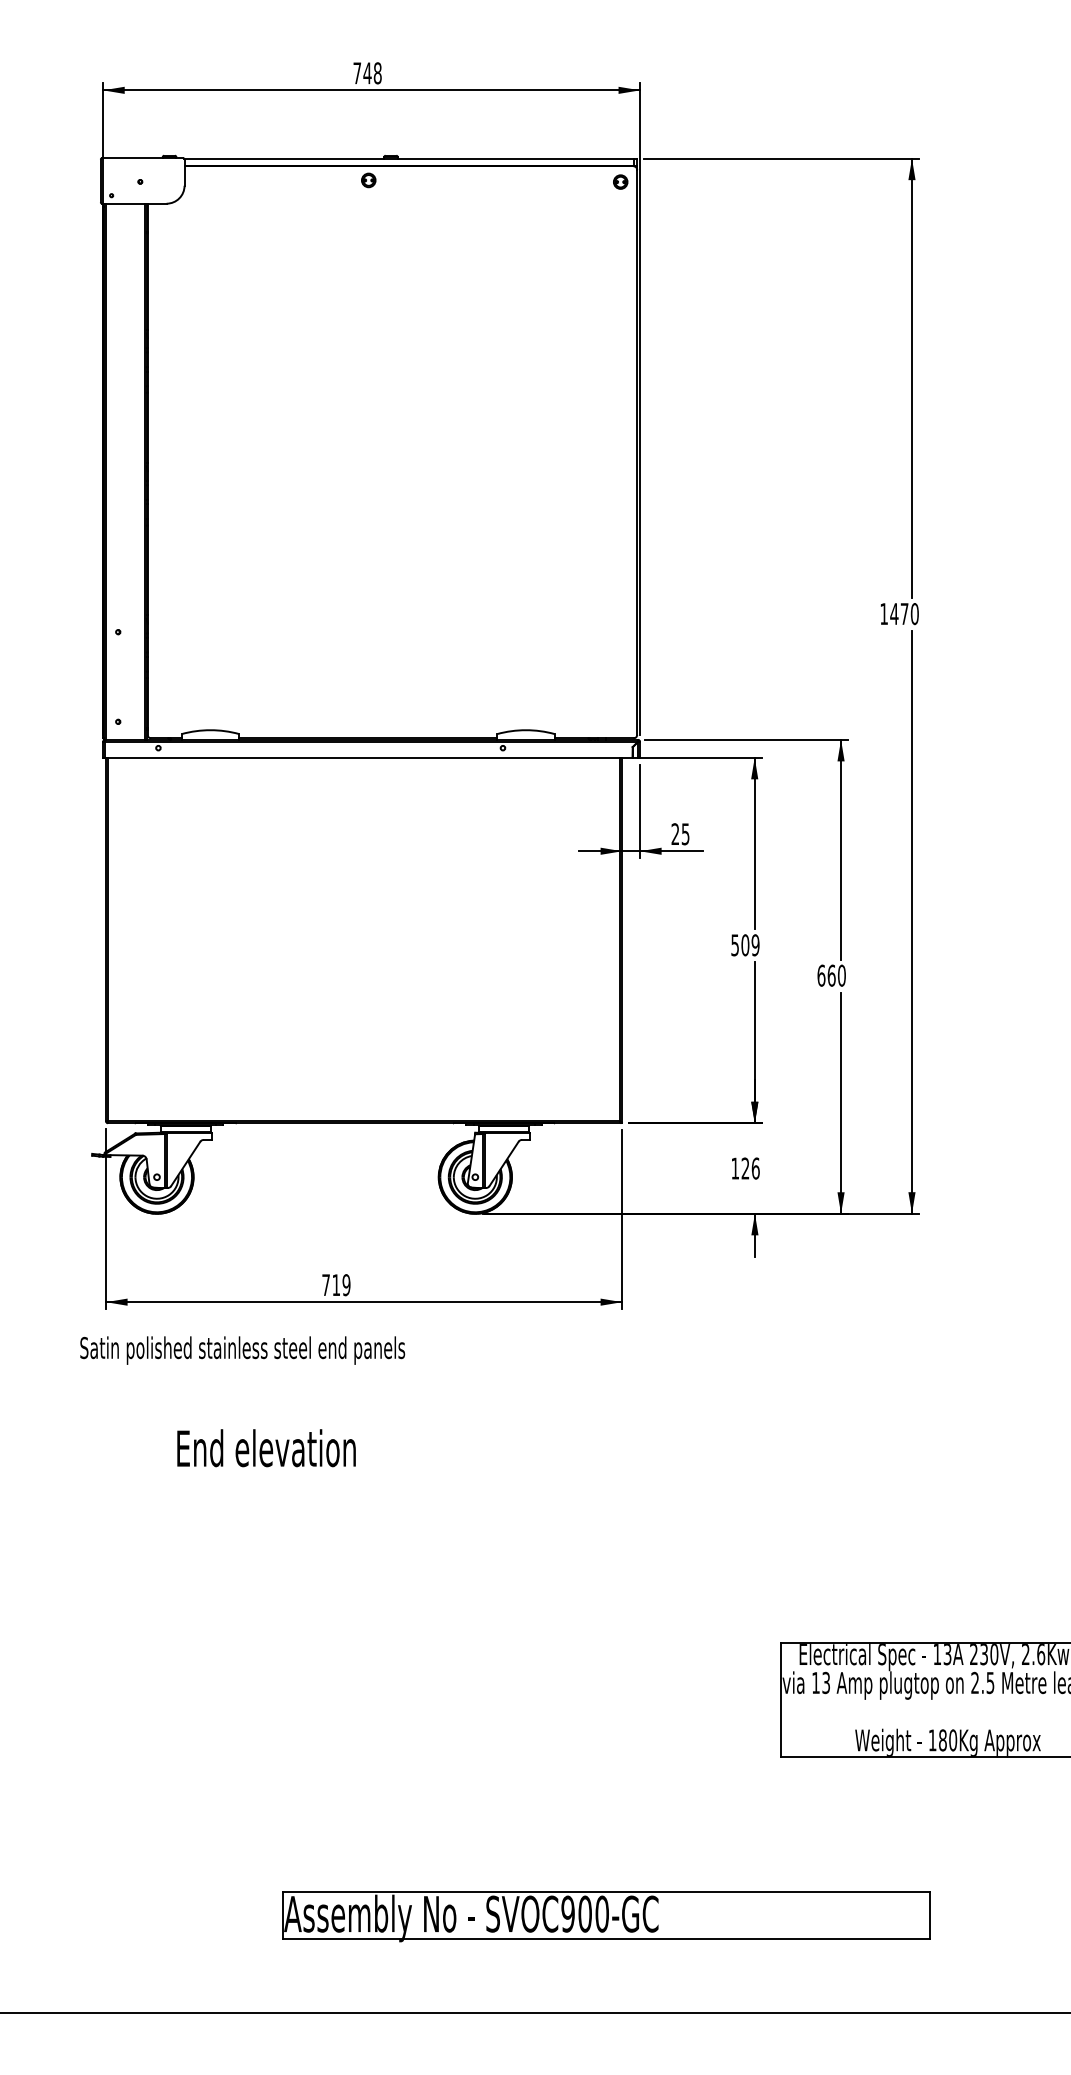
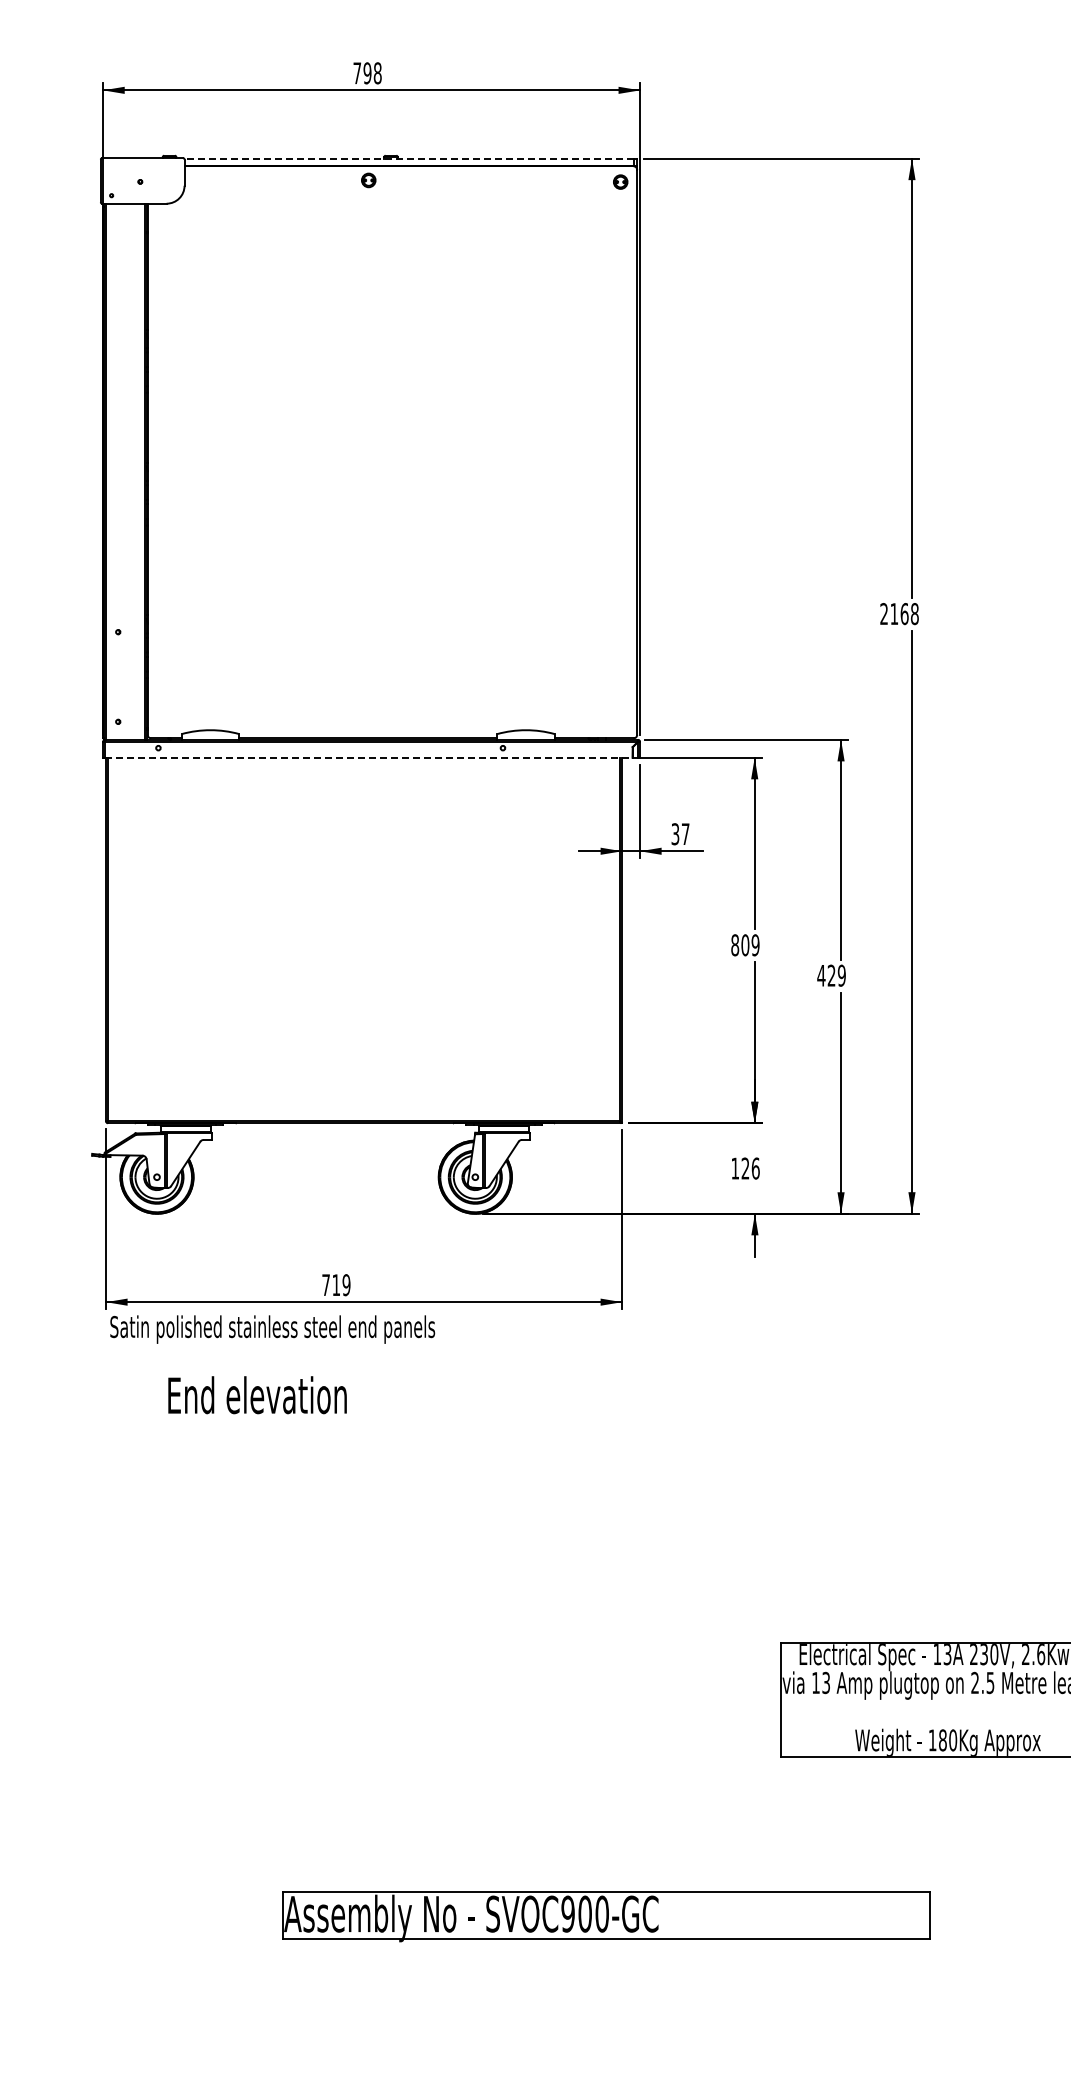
text: 748 -> 798 (367, 73)
line: solid -> dashed (408, 158)
text: 1470 -> 2168 (899, 614)
line: solid -> dashed (368, 757)
text: 25 -> 37 (680, 834)
text: 509 -> 809 (735, 945)
text: 660 -> 429 (831, 975)
text position: (242, 1350) -> (272, 1329) (272, 1329)
text position: (266, 1448) -> (257, 1395) (257, 1395)
line: present -> none (534, 2012)
